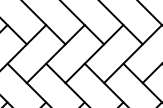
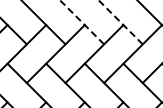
line: solid -> dashed (82, 22)
line: solid -> dashed (120, 22)
